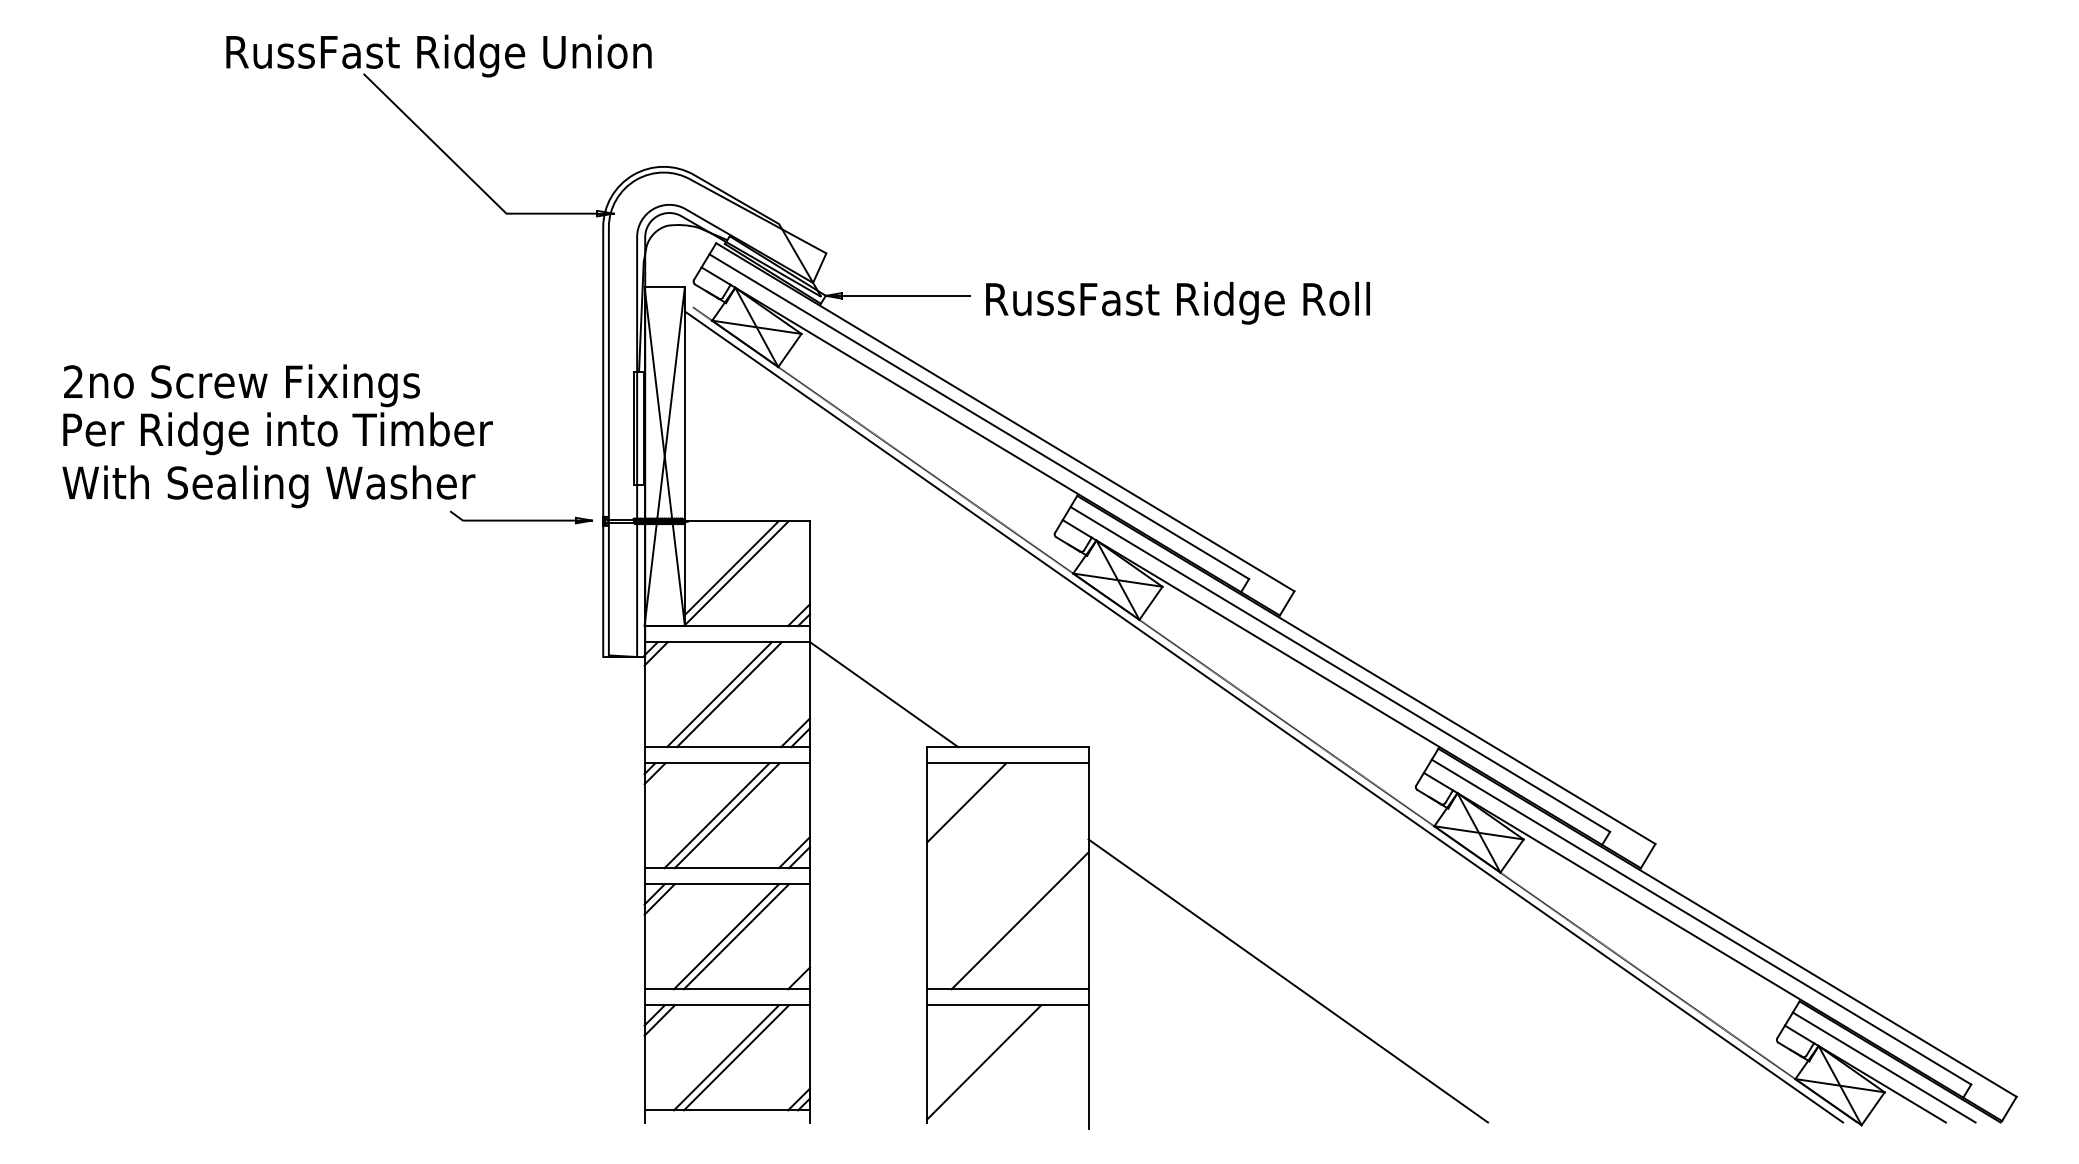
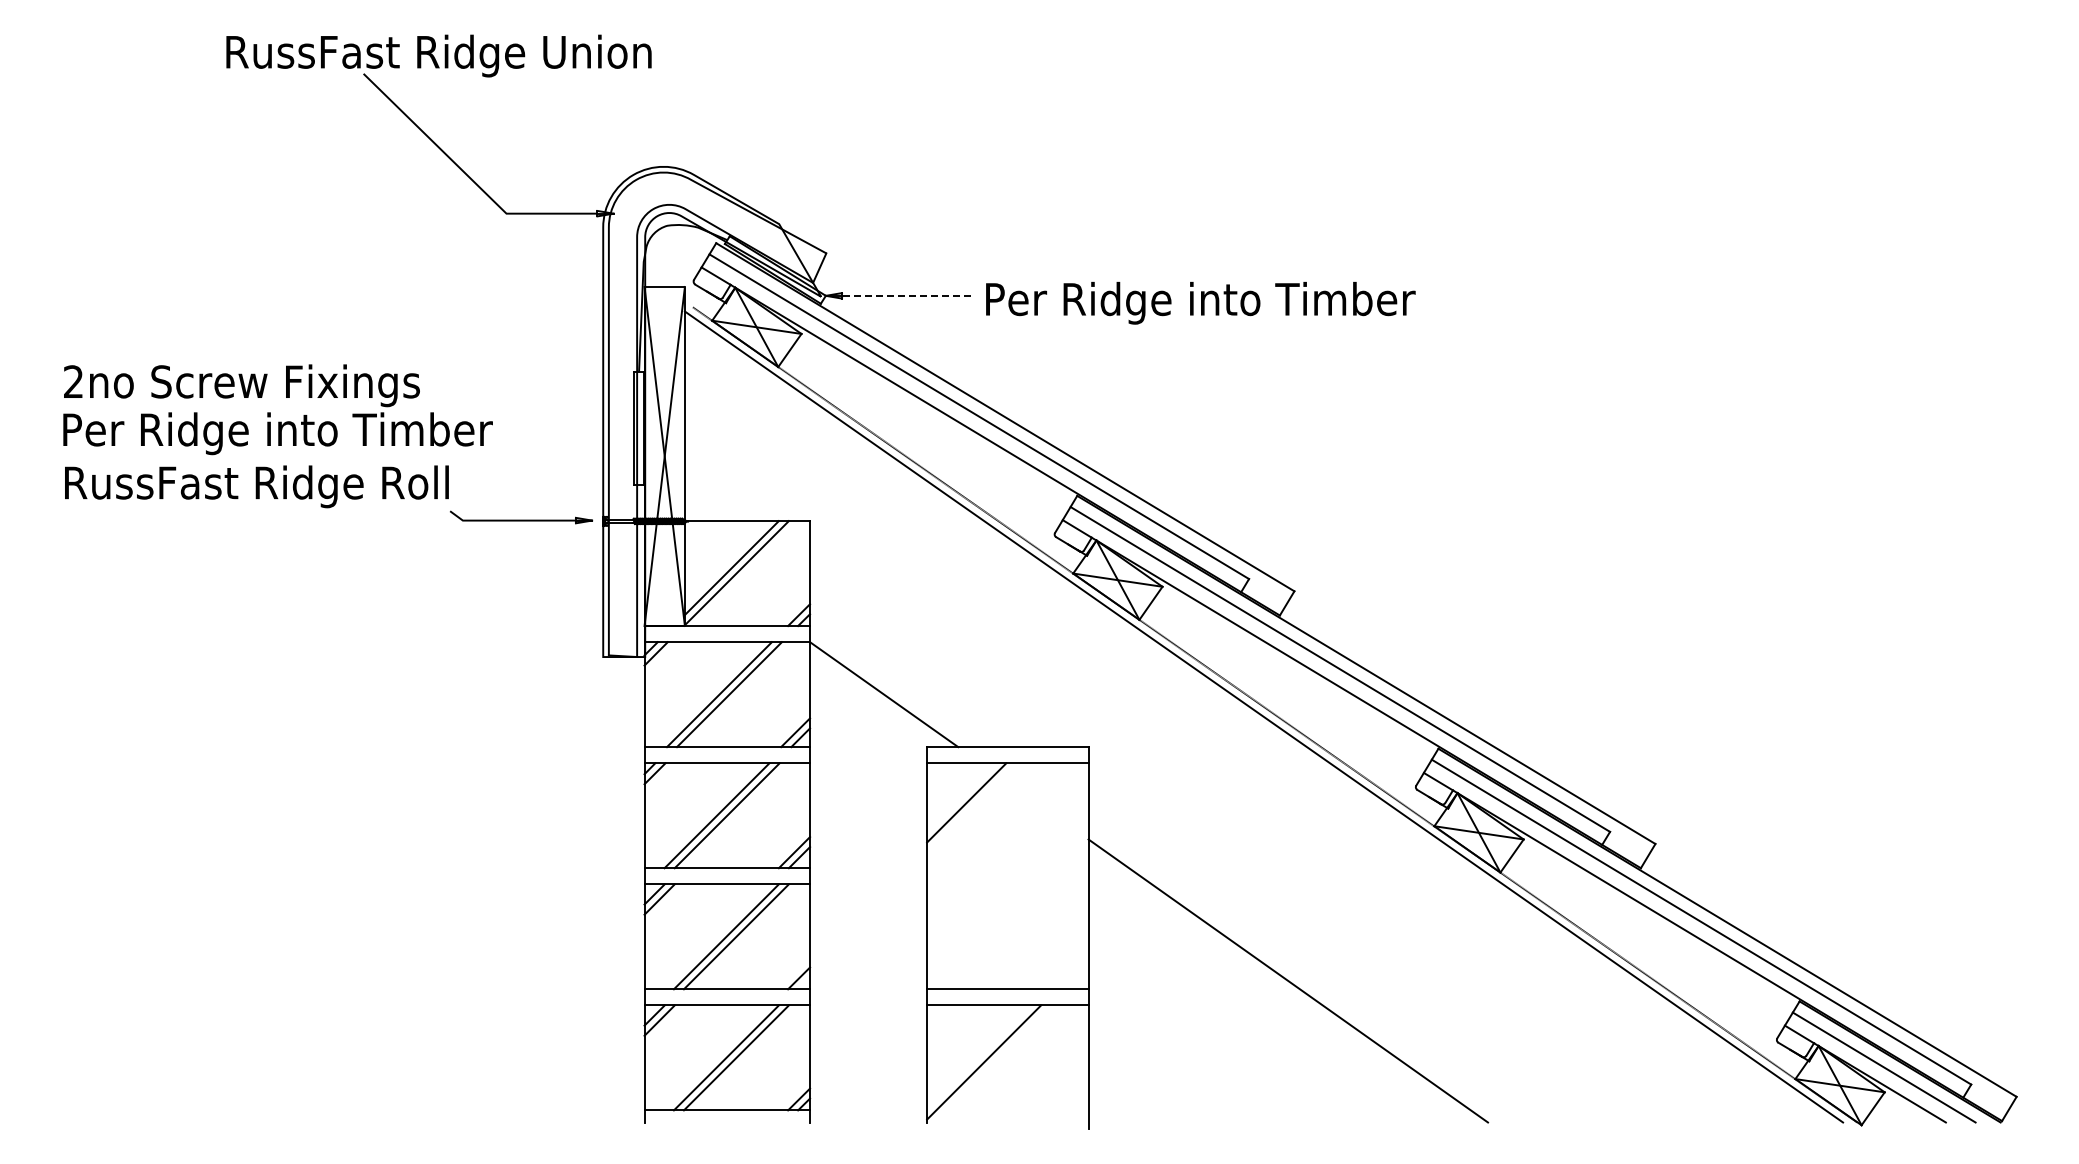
line: solid -> dashed (905, 295)
text: RussFast Ridge Roll -> Per Ridge into Timber (1202, 302)
text: With Sealing Washer -> RussFast Ridge Roll (268, 486)
line: present -> none (1019, 920)
